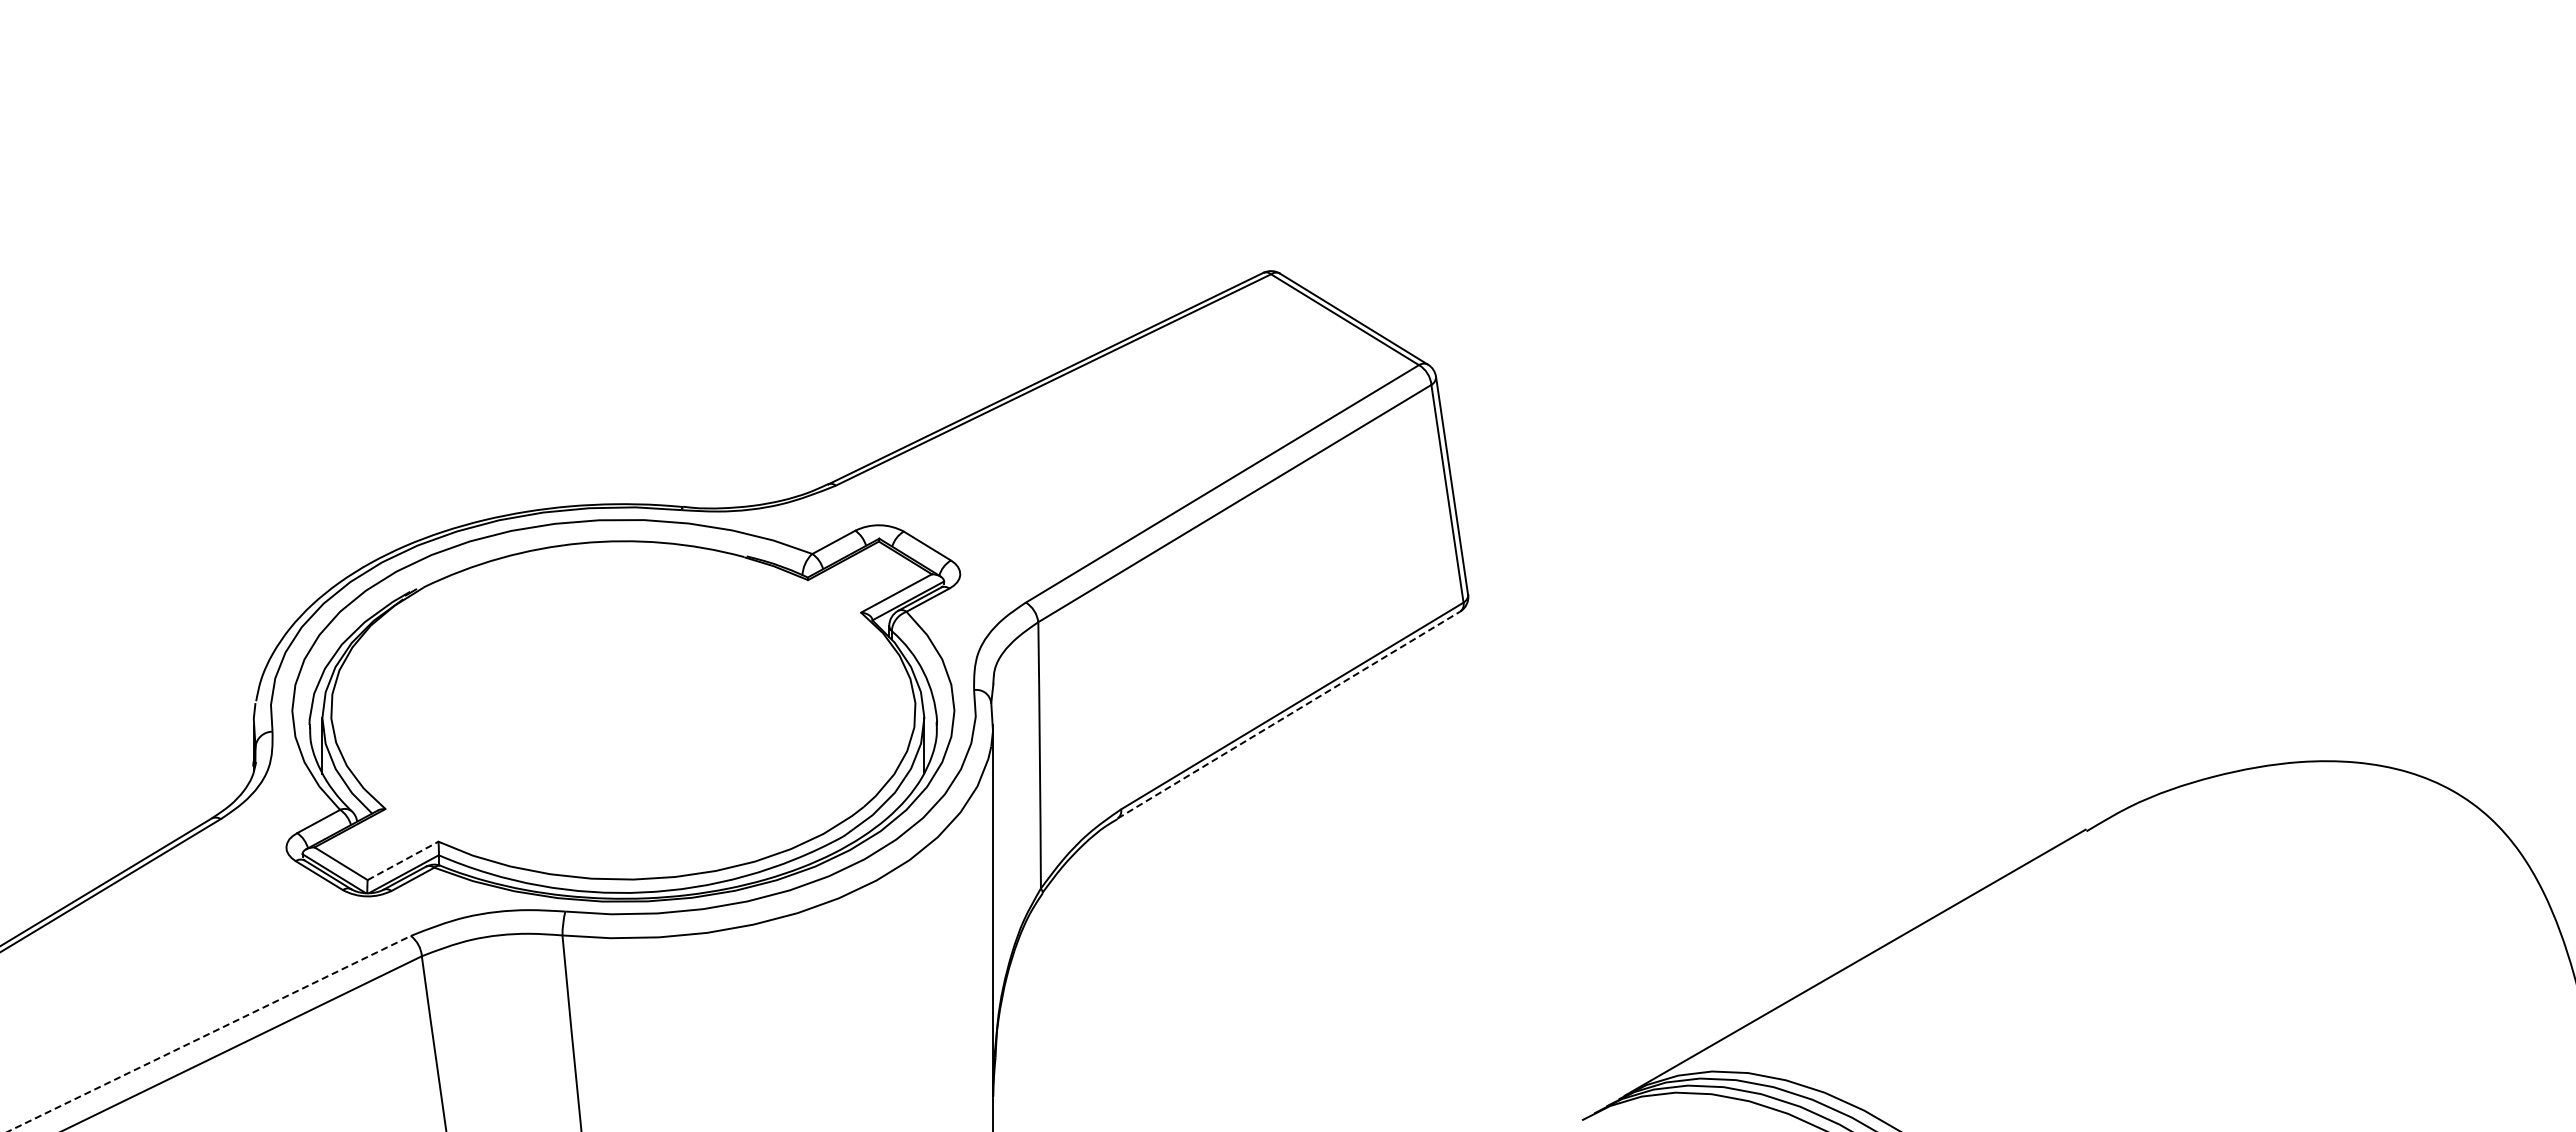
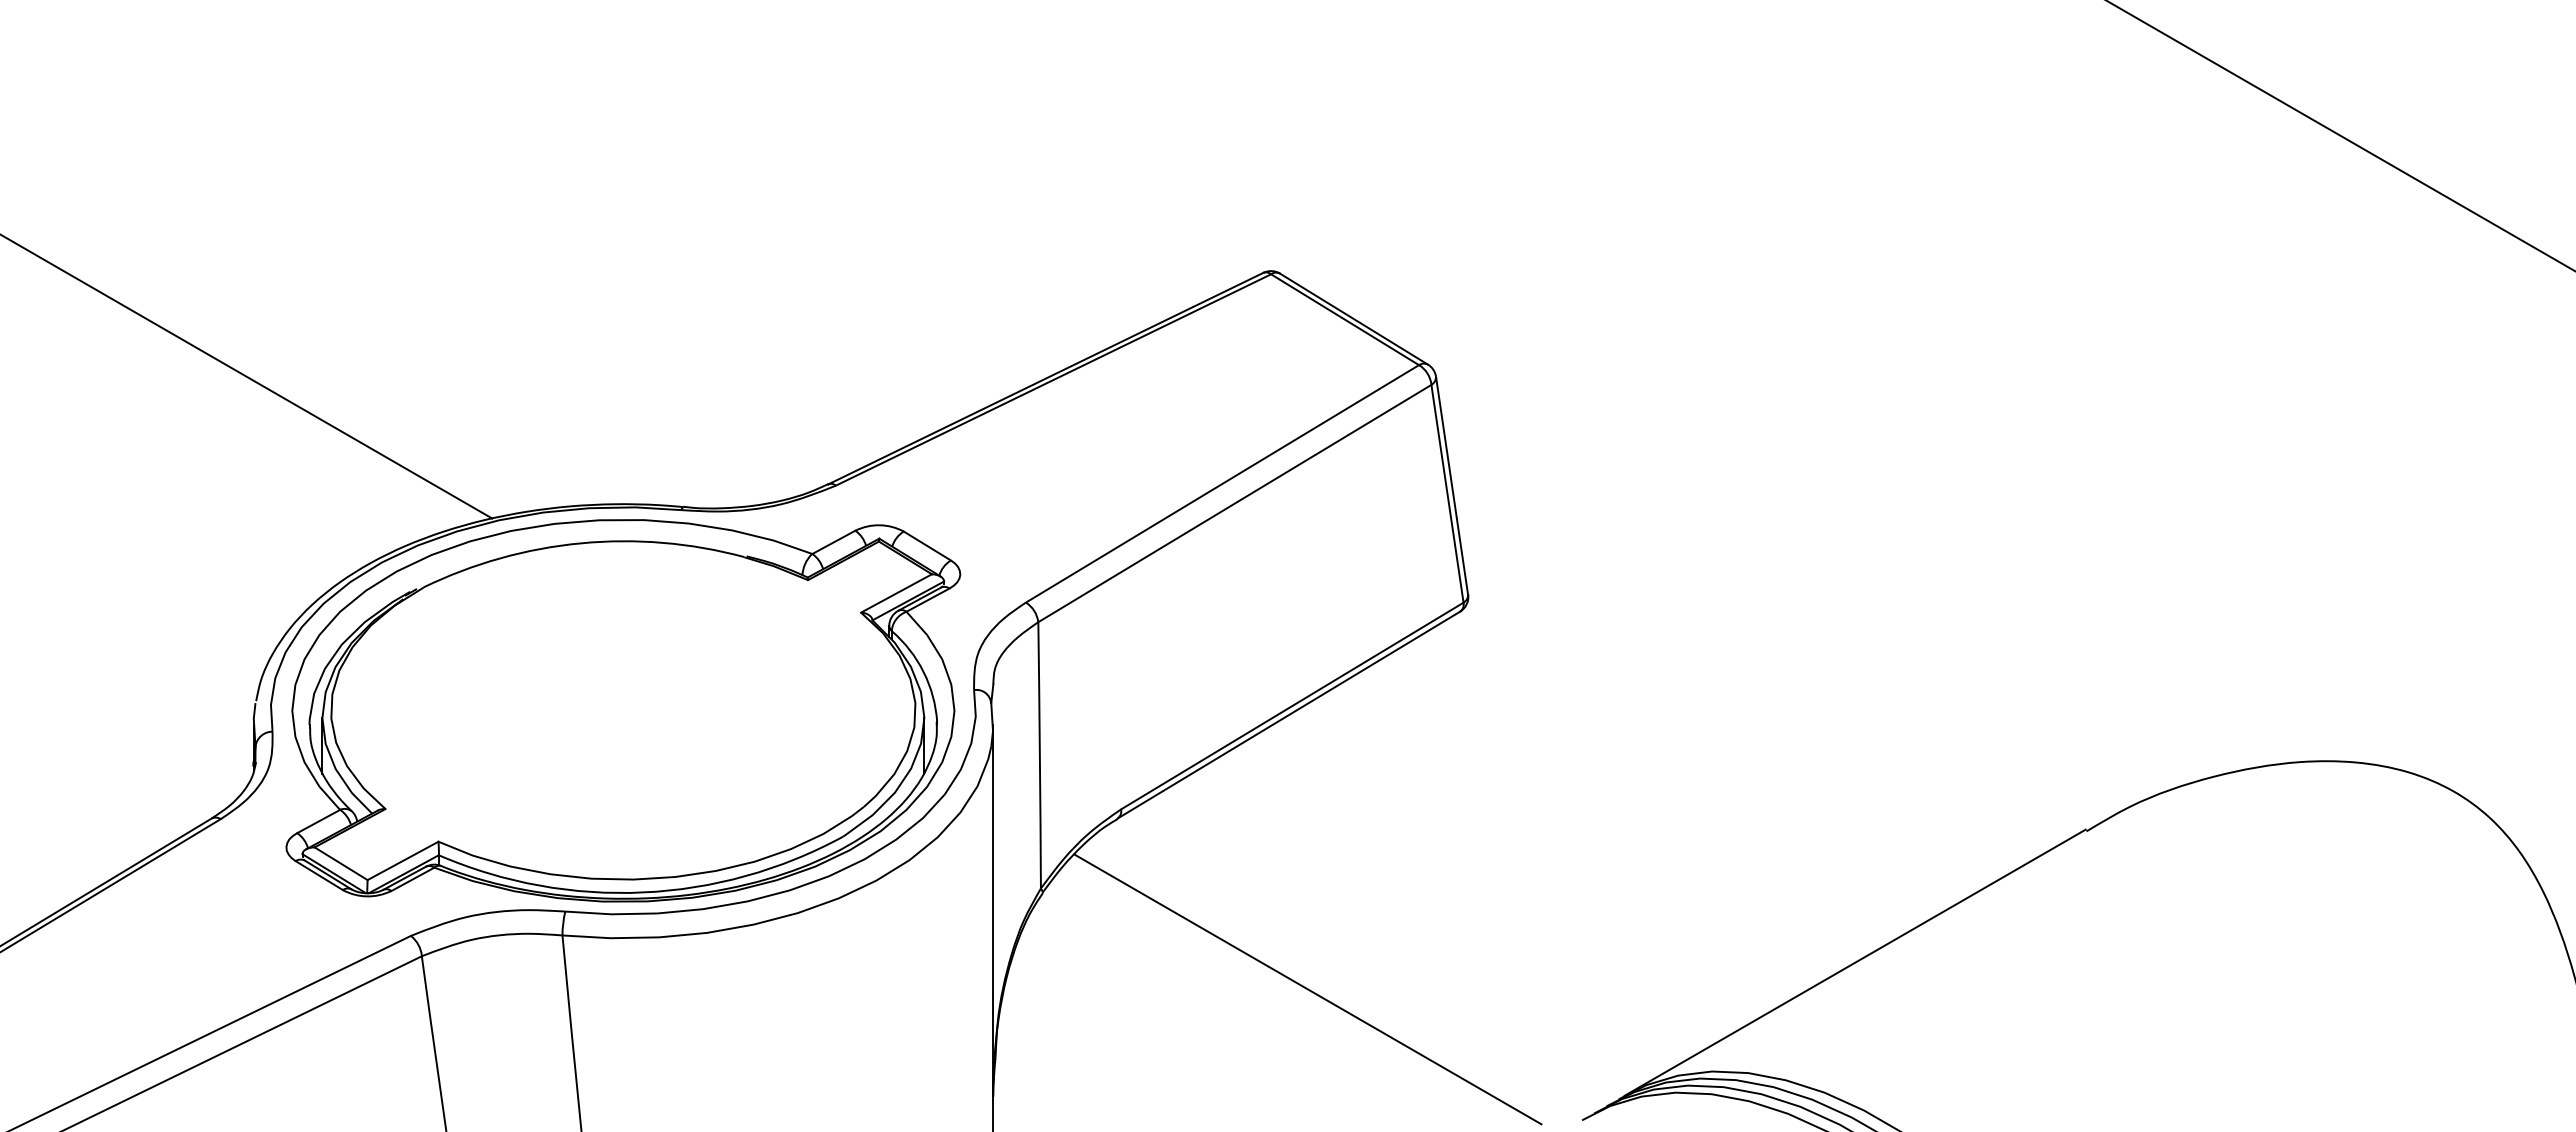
line: none -> present (2340, 135)
line: none -> present (247, 376)
line: dashed -> solid (1288, 715)
line: dashed -> solid (403, 860)
line: none -> present (1307, 989)
line: dashed -> solid (209, 1033)
